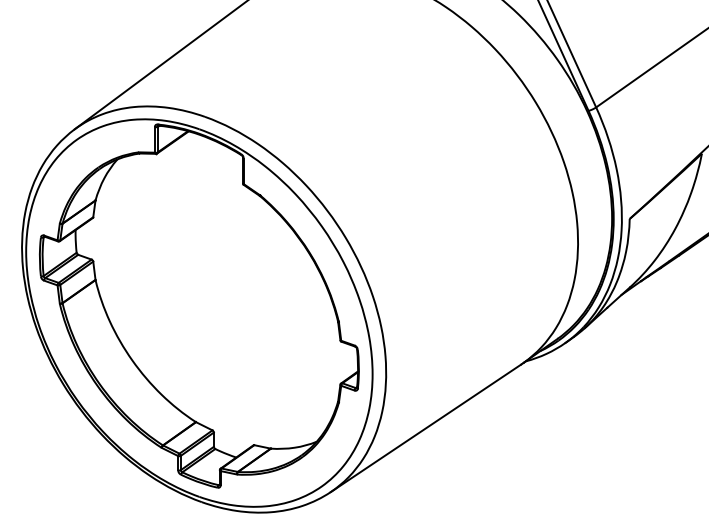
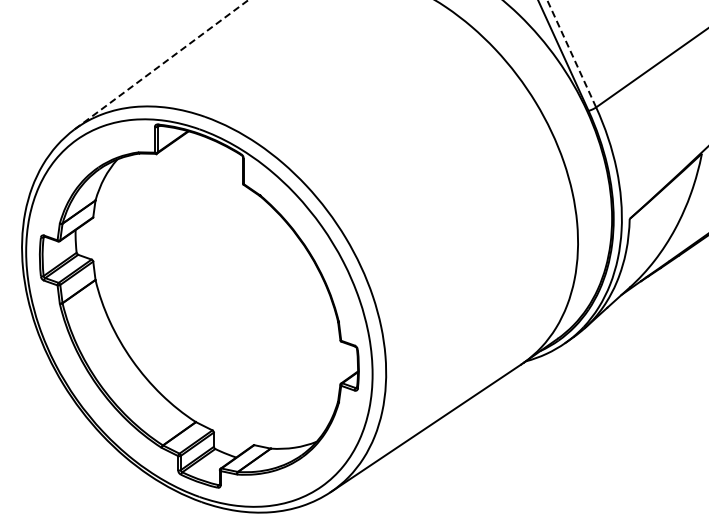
line: solid -> dashed (571, 53)
line: solid -> dashed (161, 64)
